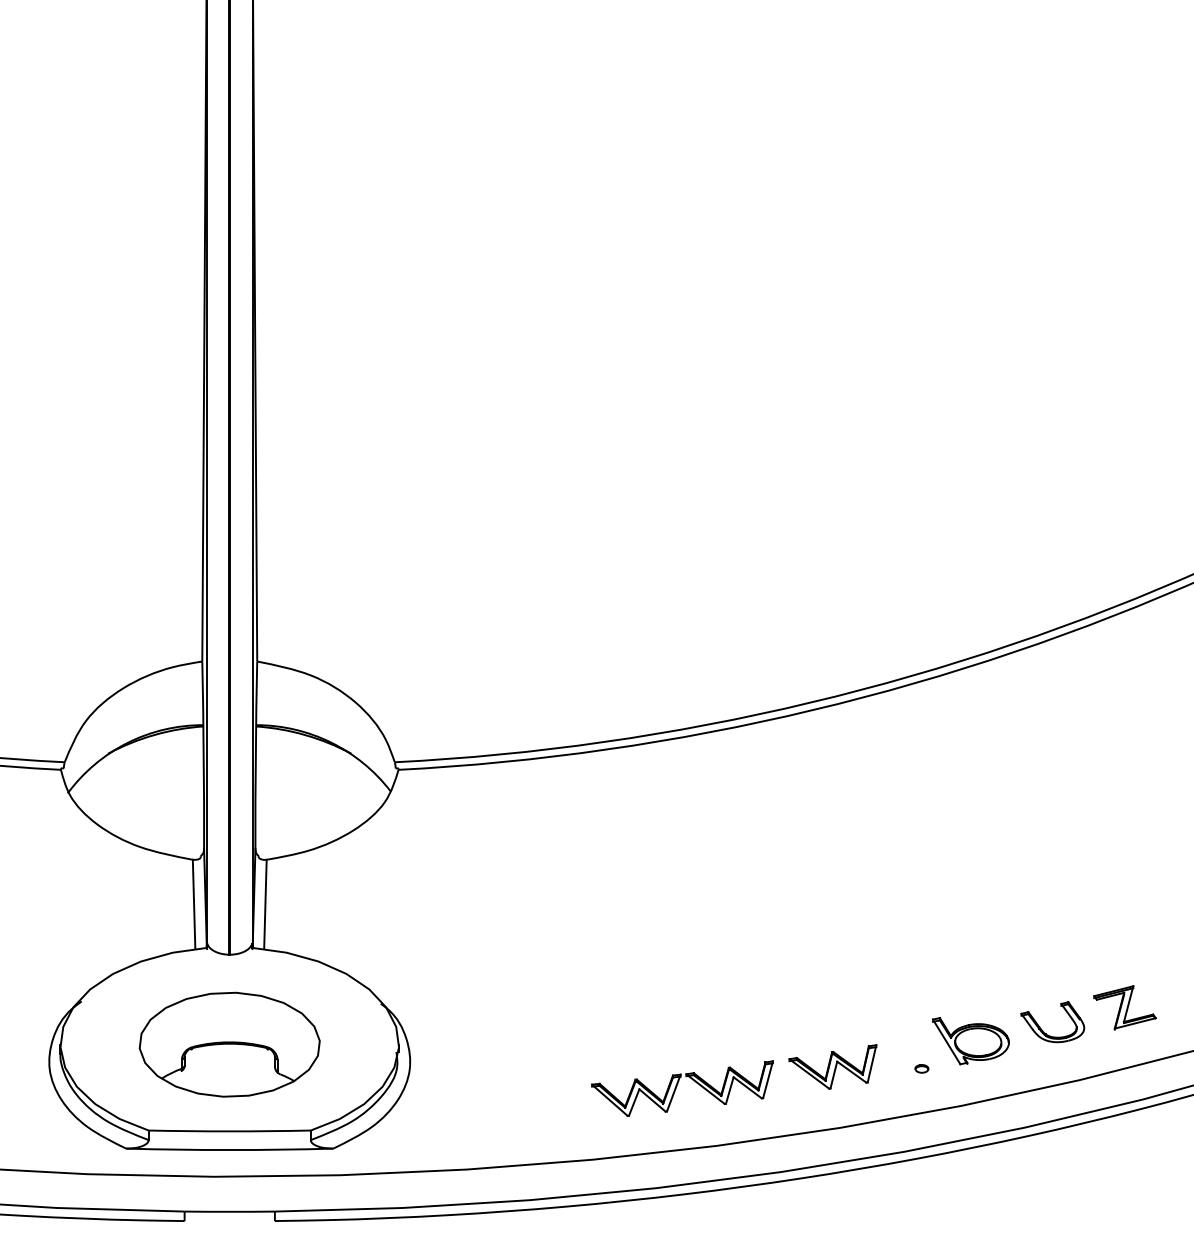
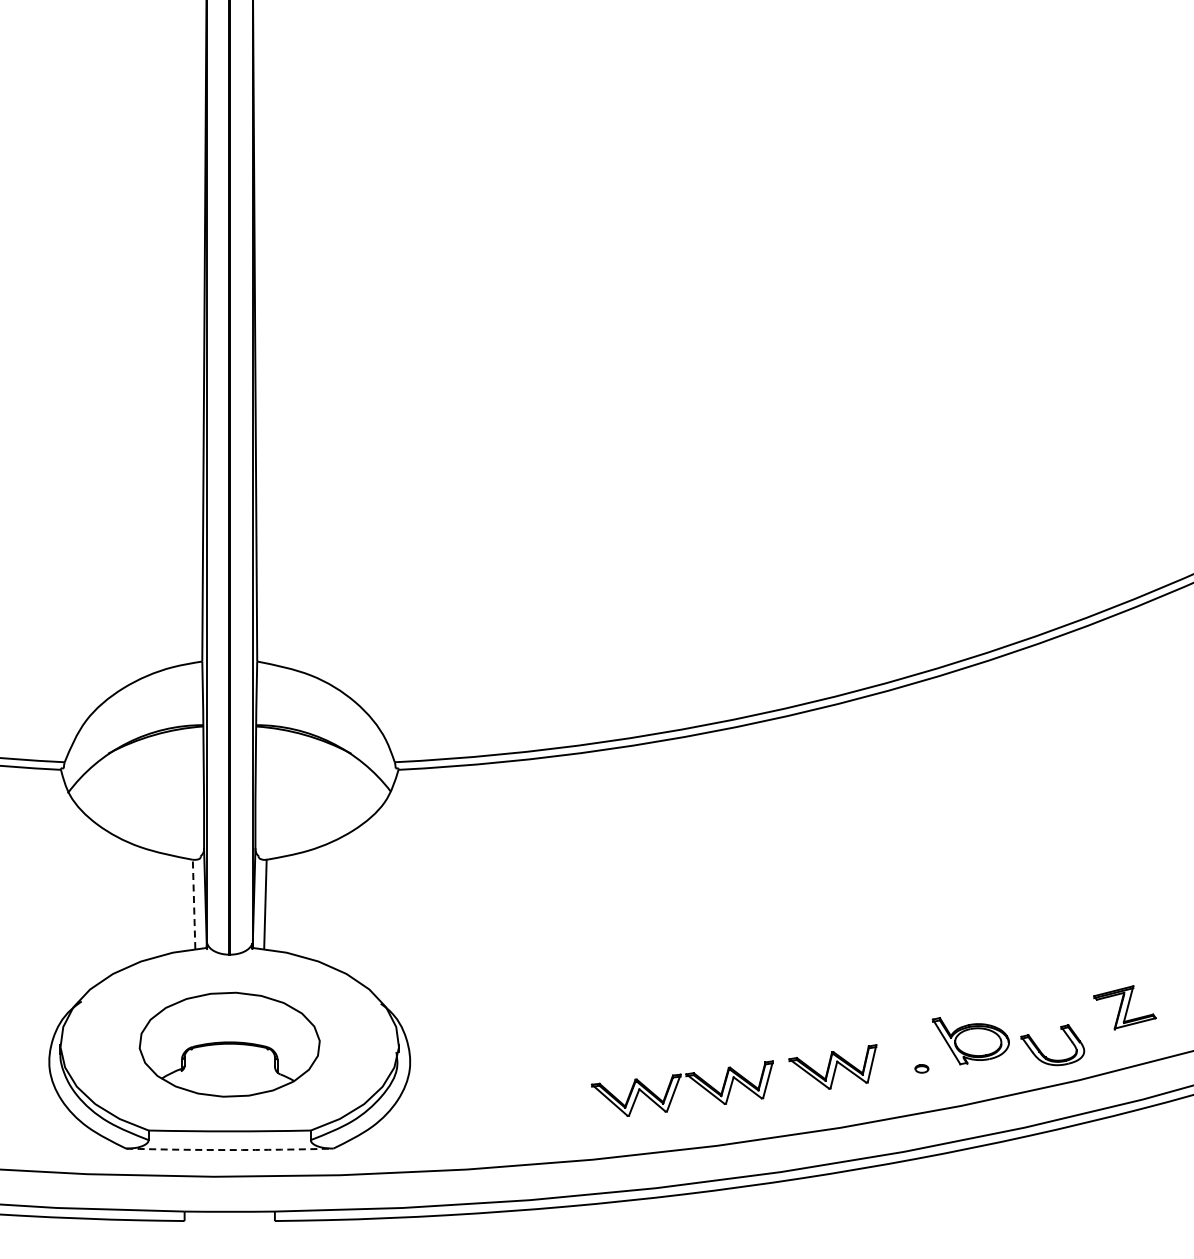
line: solid -> dashed (194, 904)
part position: (1043, 1030) -> (1043, 1053) (1043, 1053)
arc: solid -> dashed (229, 1150)
